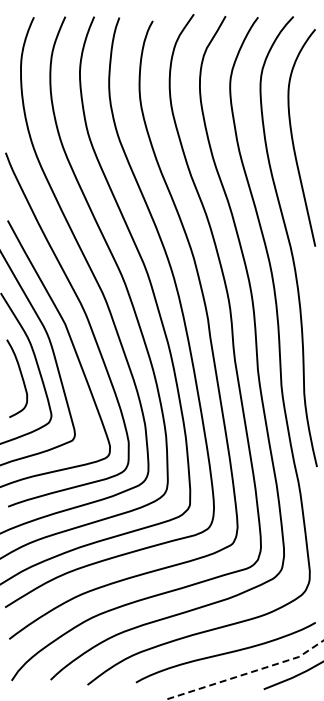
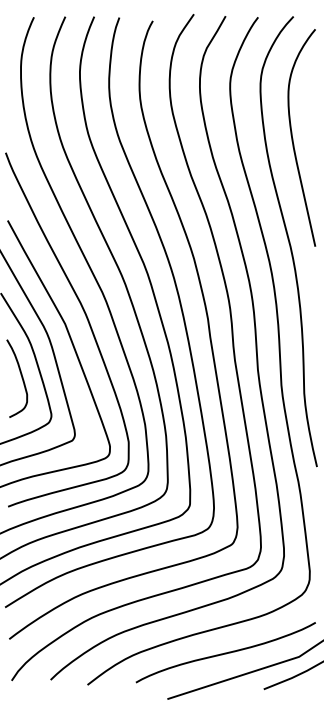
line: dashed -> solid (248, 673)
